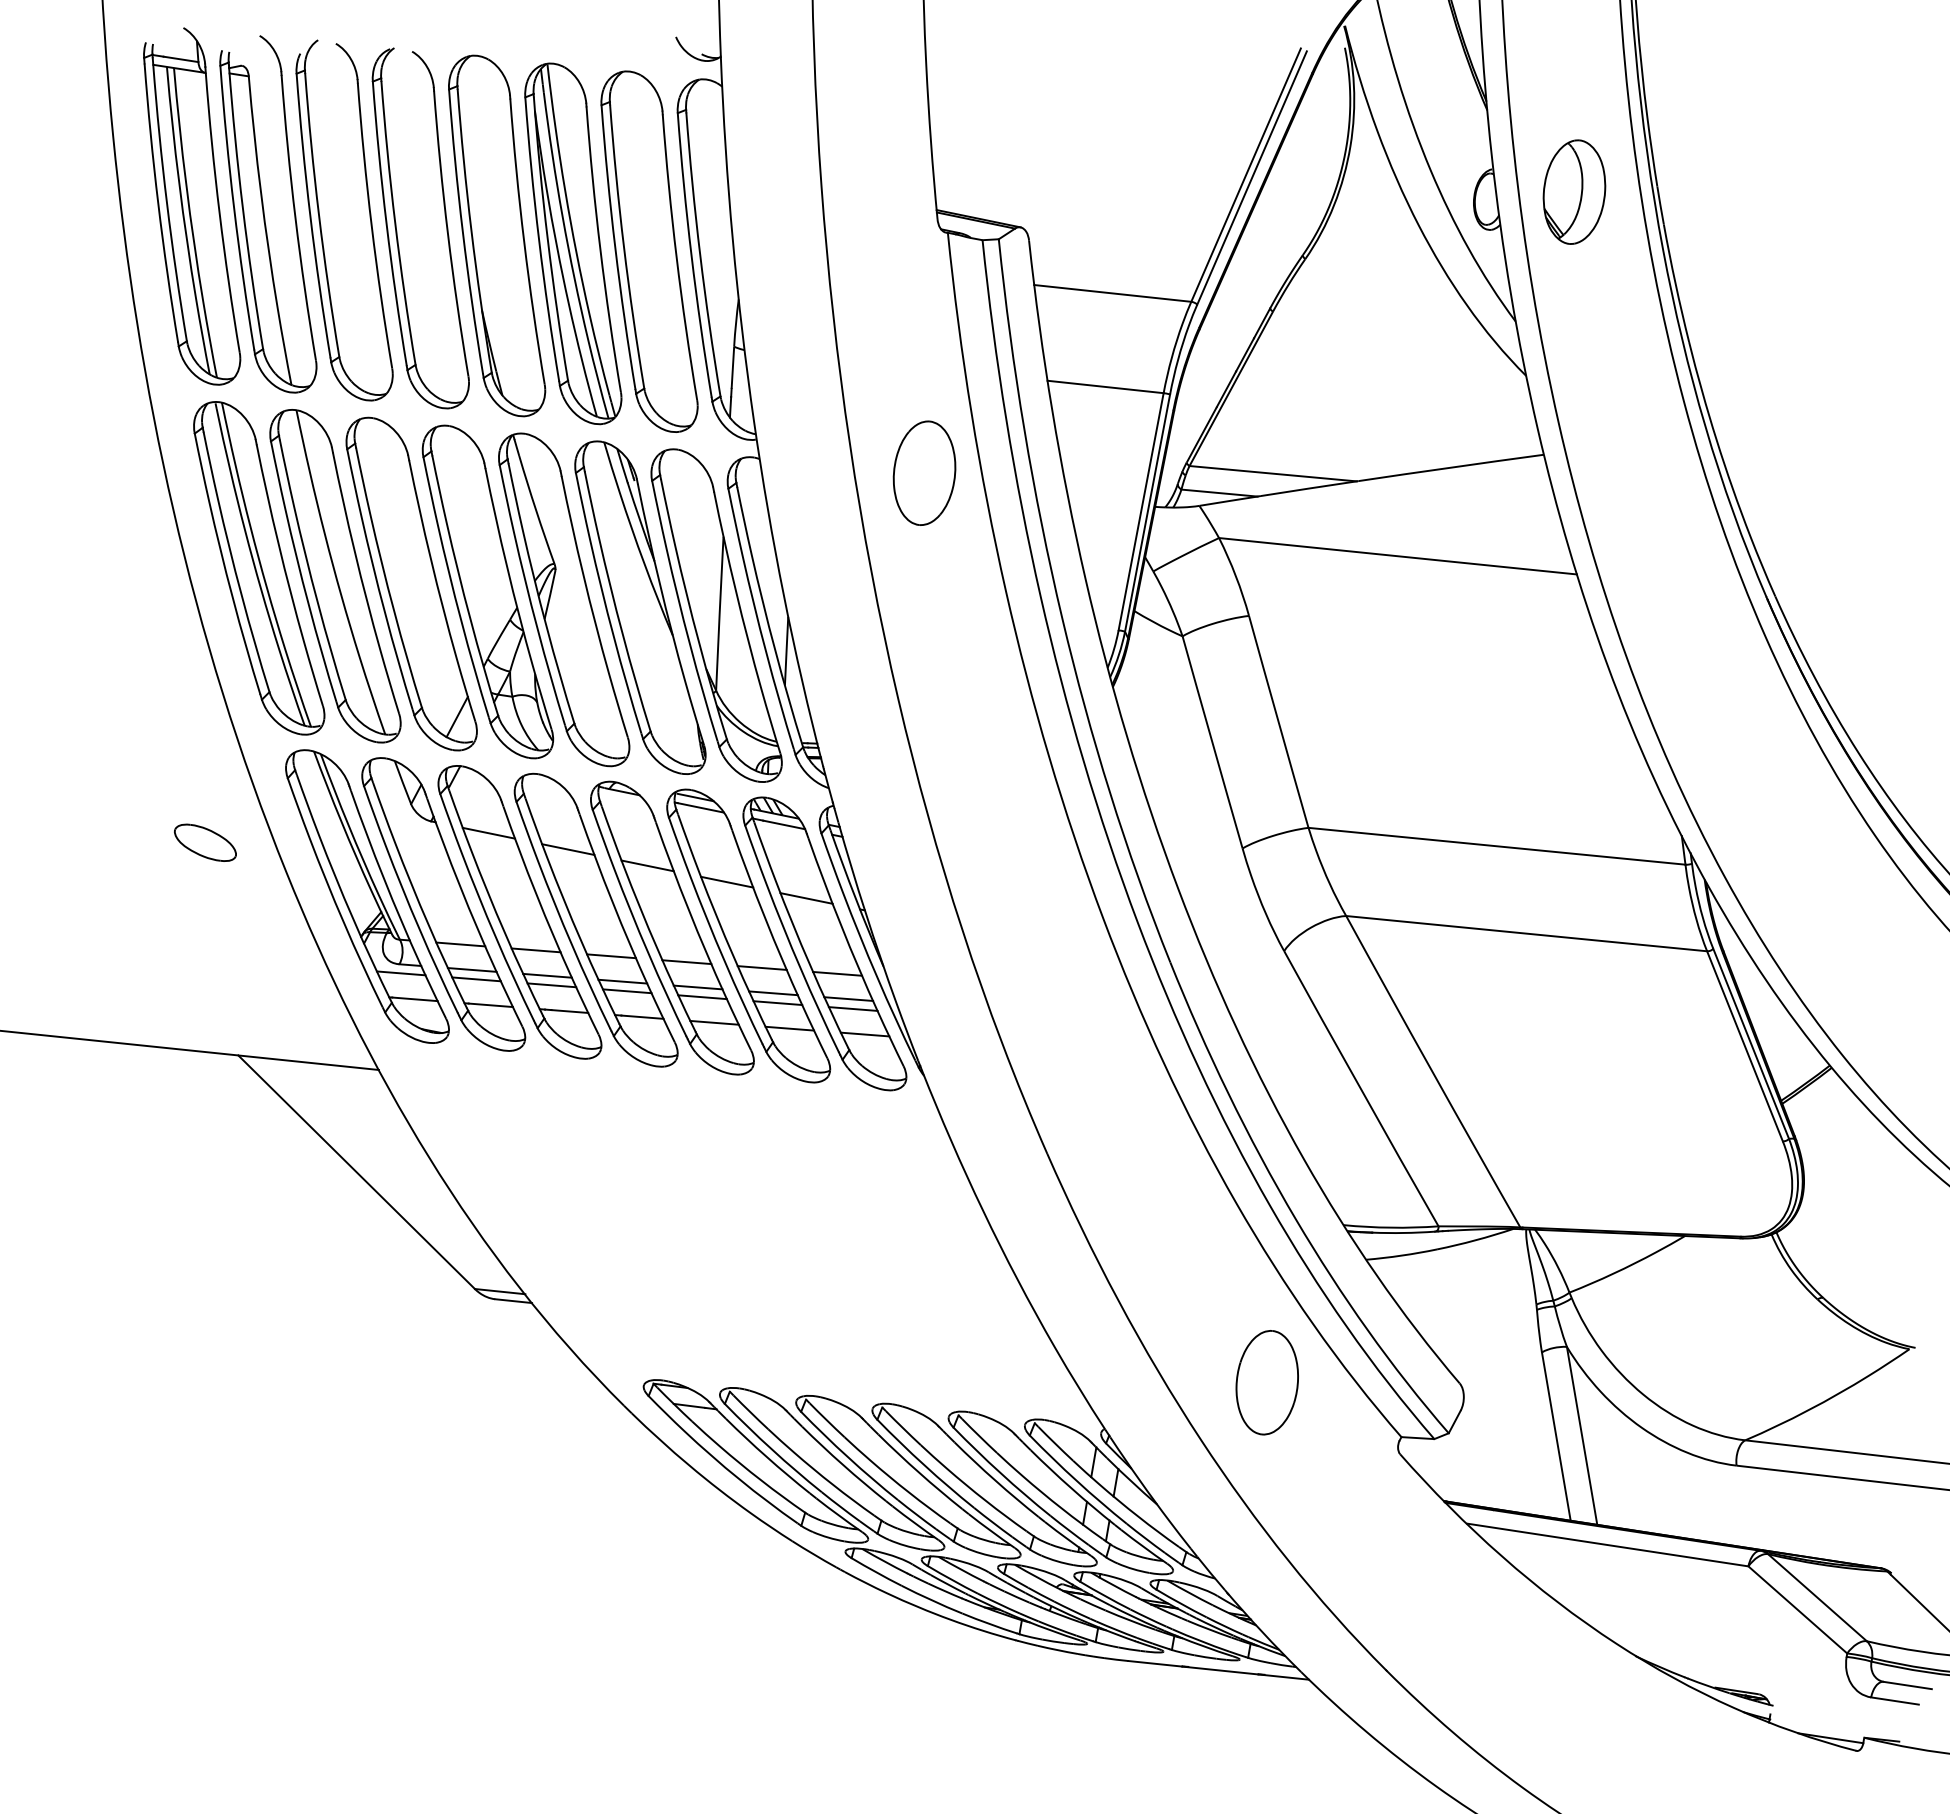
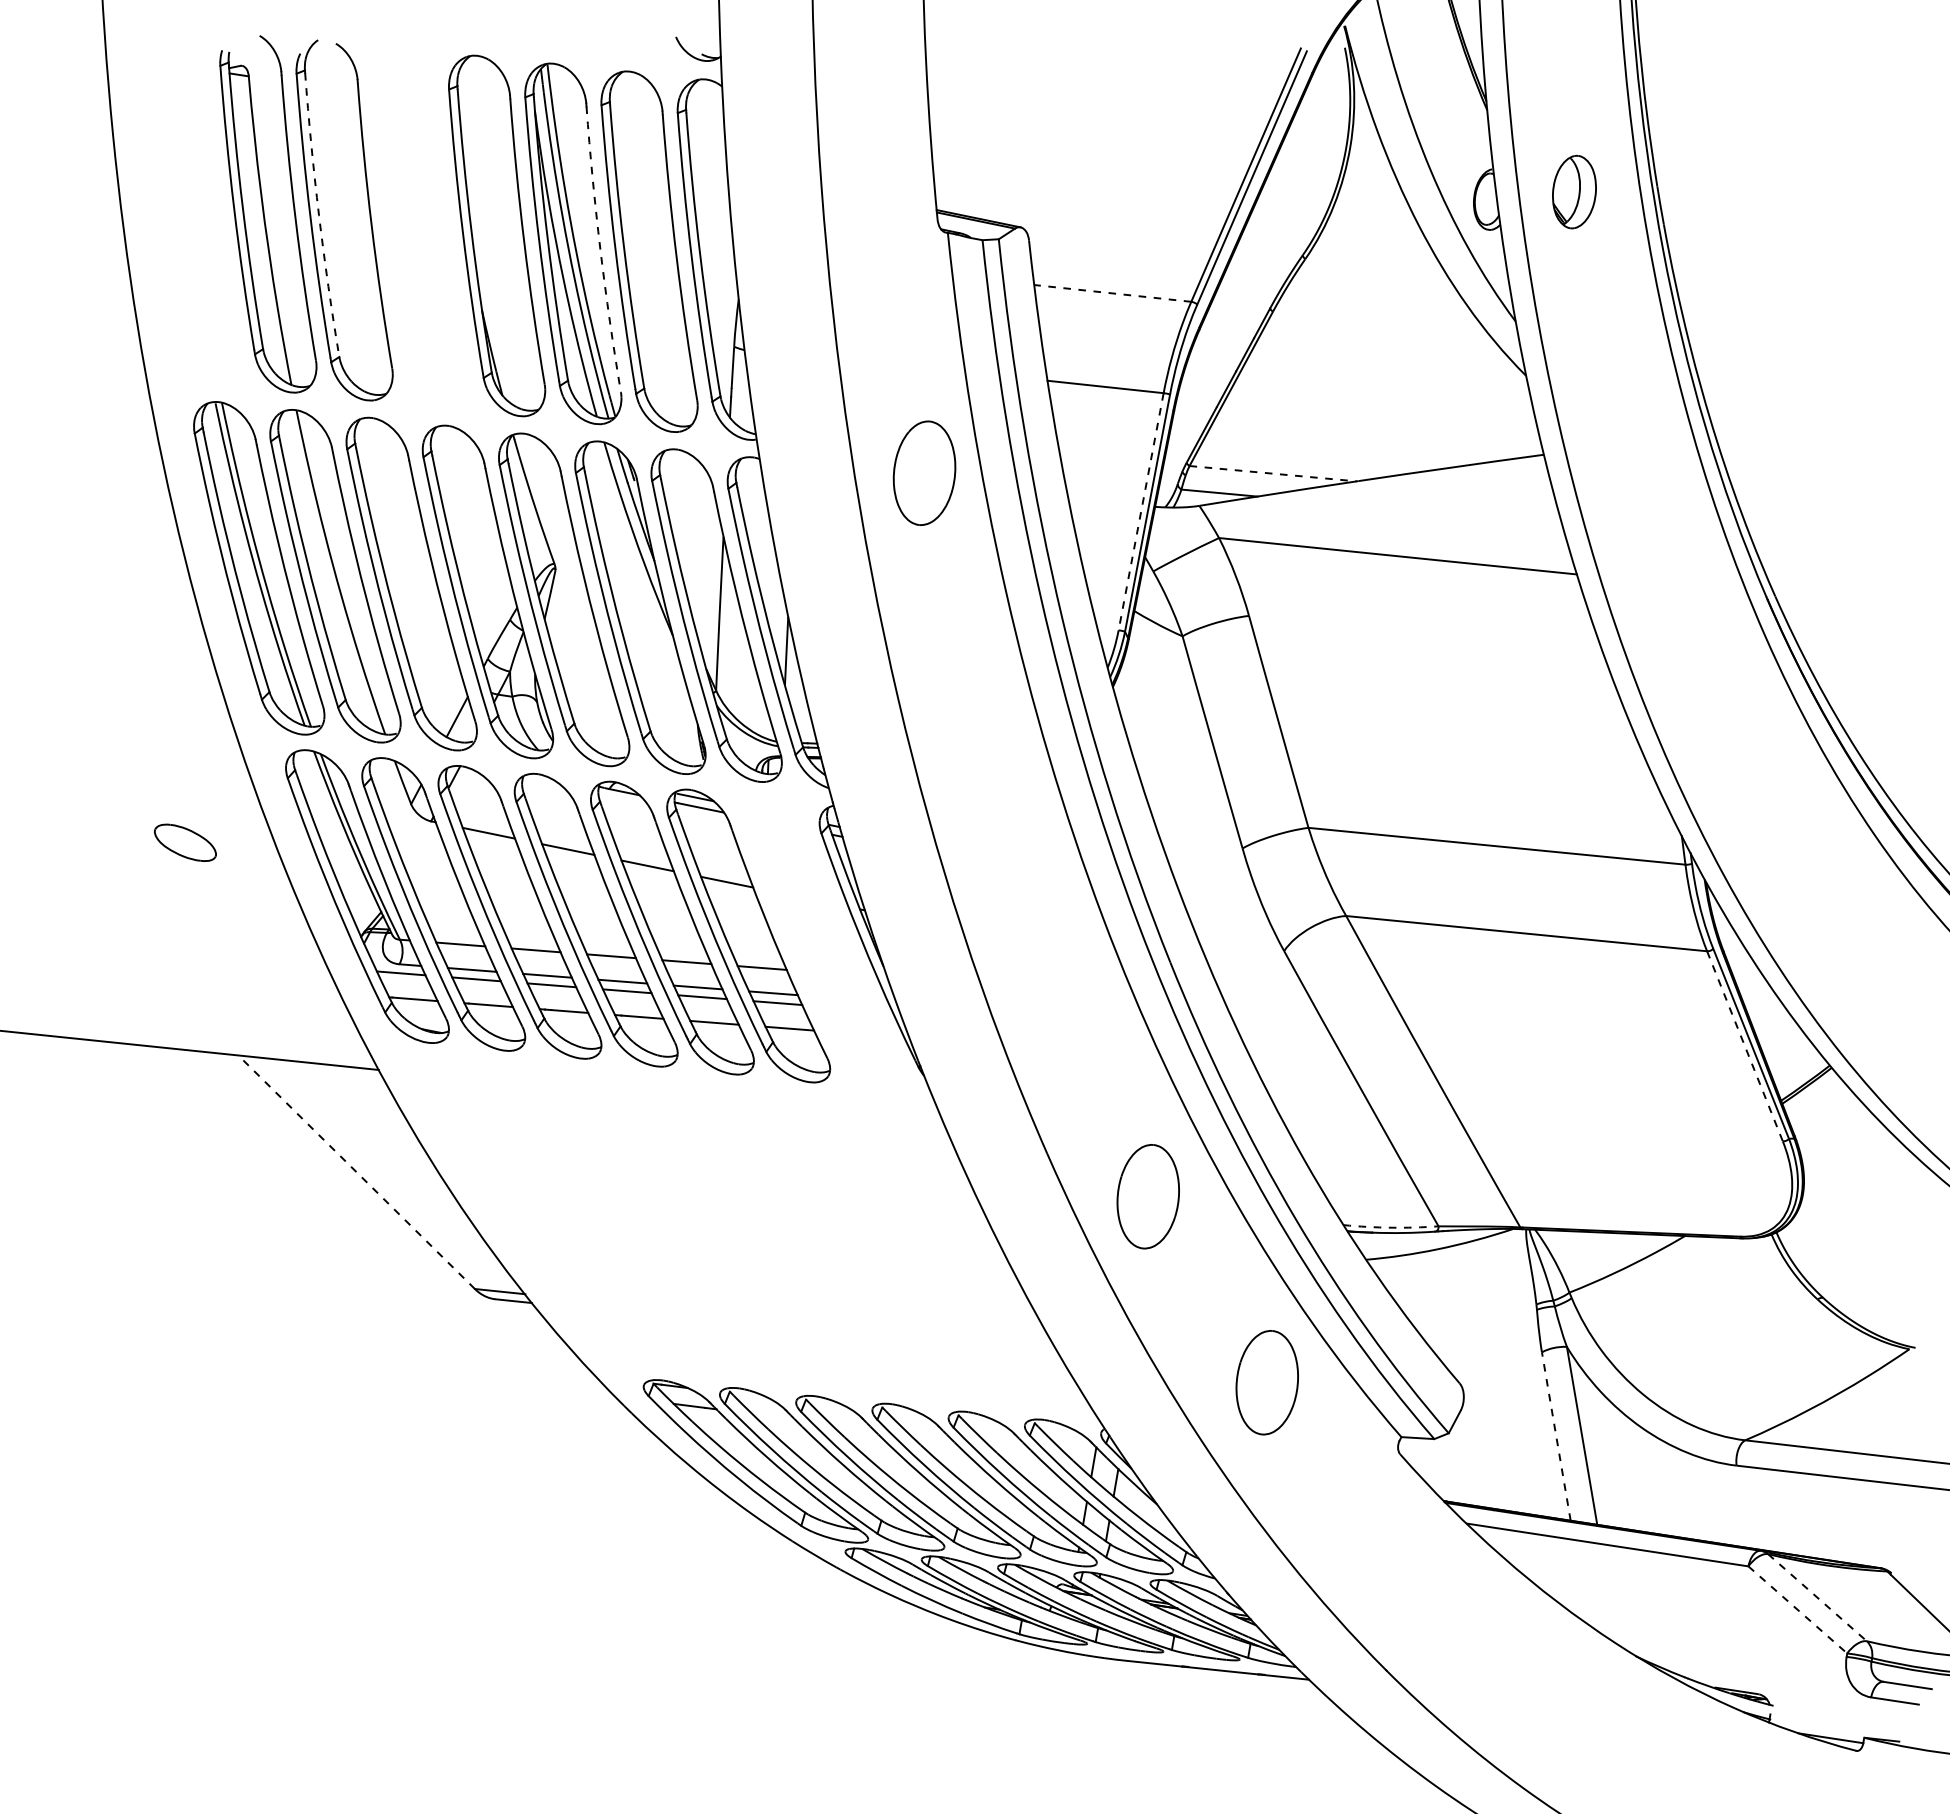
part size: 65x106 px -> 45x76 px (1574, 191)
part: present -> none (192, 206)
arc: solid -> dashed (319, 215)
part: present -> none (397, 230)
arc: solid -> dashed (600, 249)
line: solid -> dashed (1112, 293)
line: solid -> dashed (1273, 473)
line: solid -> dashed (1141, 511)
part position: (205, 842) -> (185, 842) (185, 842)
part: present -> none (824, 943)
line: solid -> dashed (1745, 1046)
line: solid -> dashed (356, 1171)
part: none -> present (1147, 1196)
arc: solid -> dashed (1391, 1227)
line: solid -> dashed (1556, 1436)
line: solid -> dashed (1817, 1597)
line: solid -> dashed (1797, 1609)
